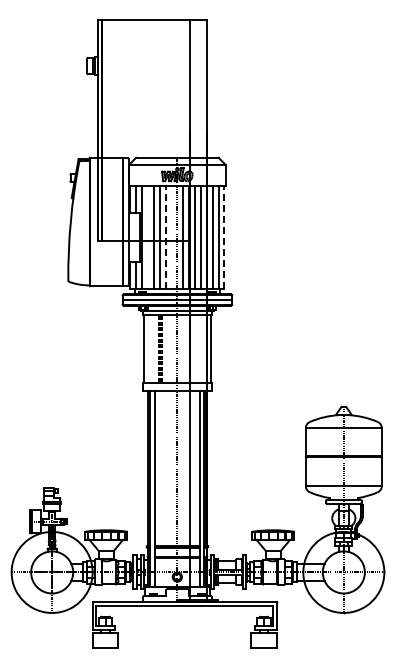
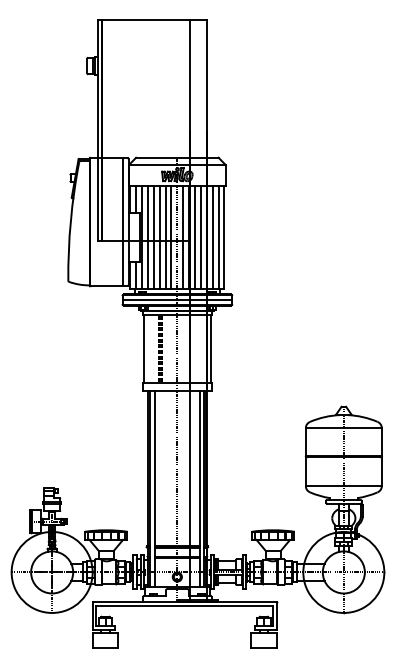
line: none -> present (147, 237)
line: dashed -> solid (165, 237)
line: none -> present (171, 237)
line: dashed -> solid (224, 237)
